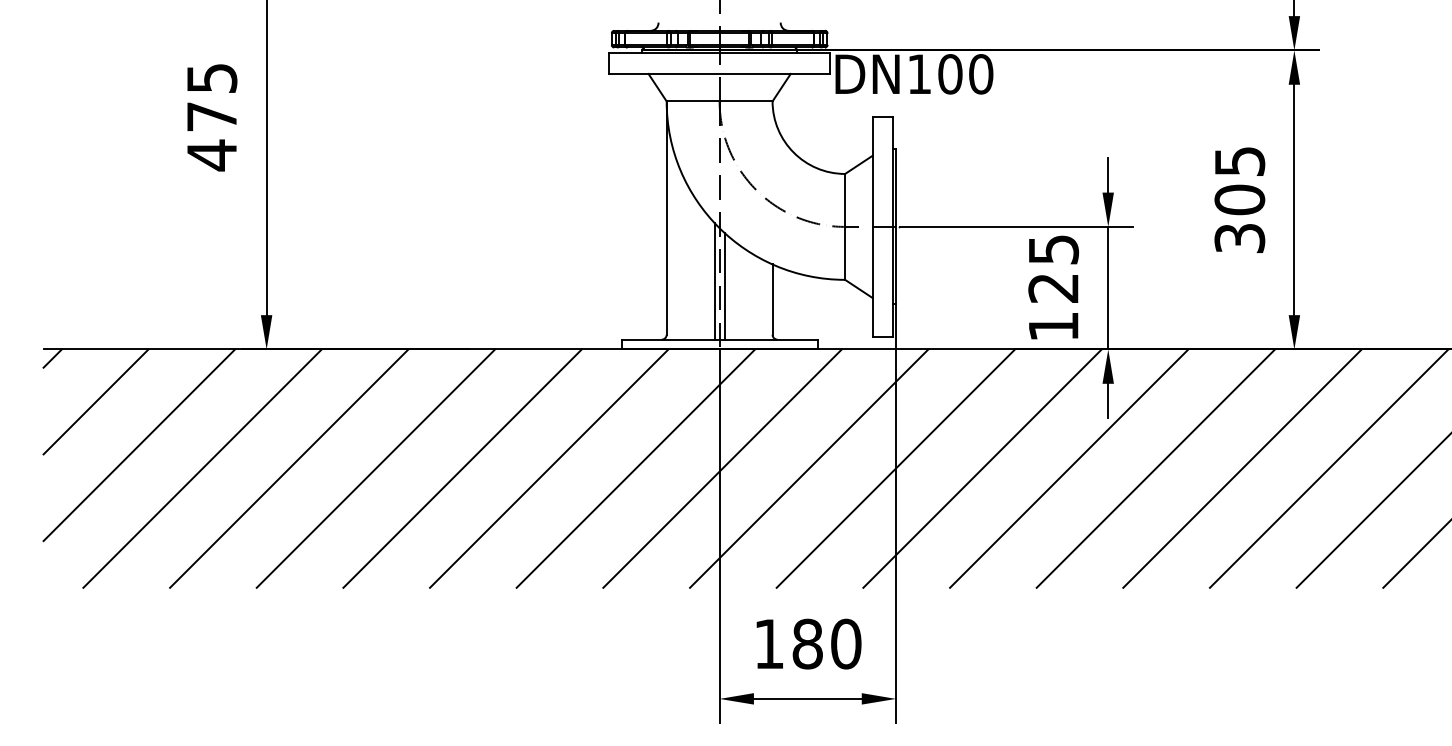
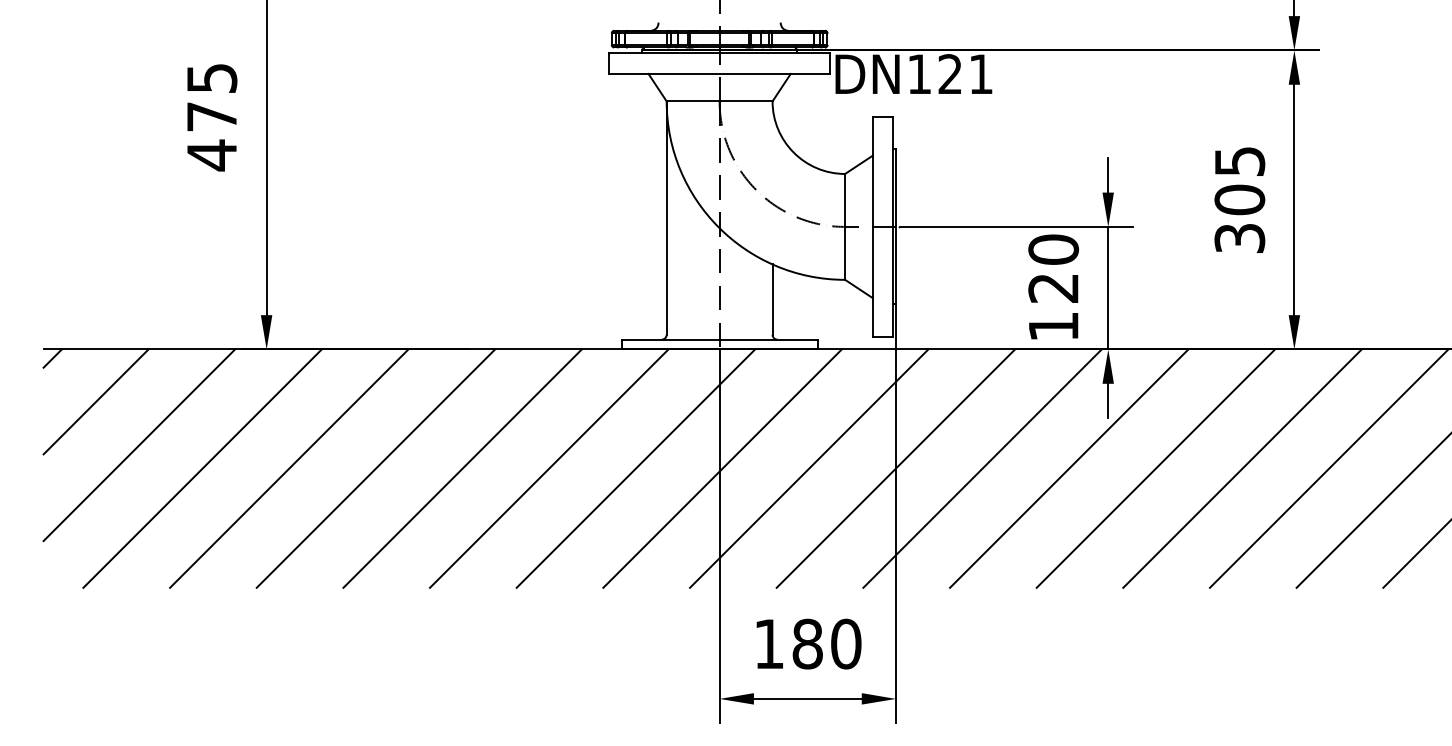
text: DN100 -> DN121 (965, 74)
text: 125 -> 120 (1053, 249)
line: present -> none (714, 281)
line: present -> none (724, 285)
